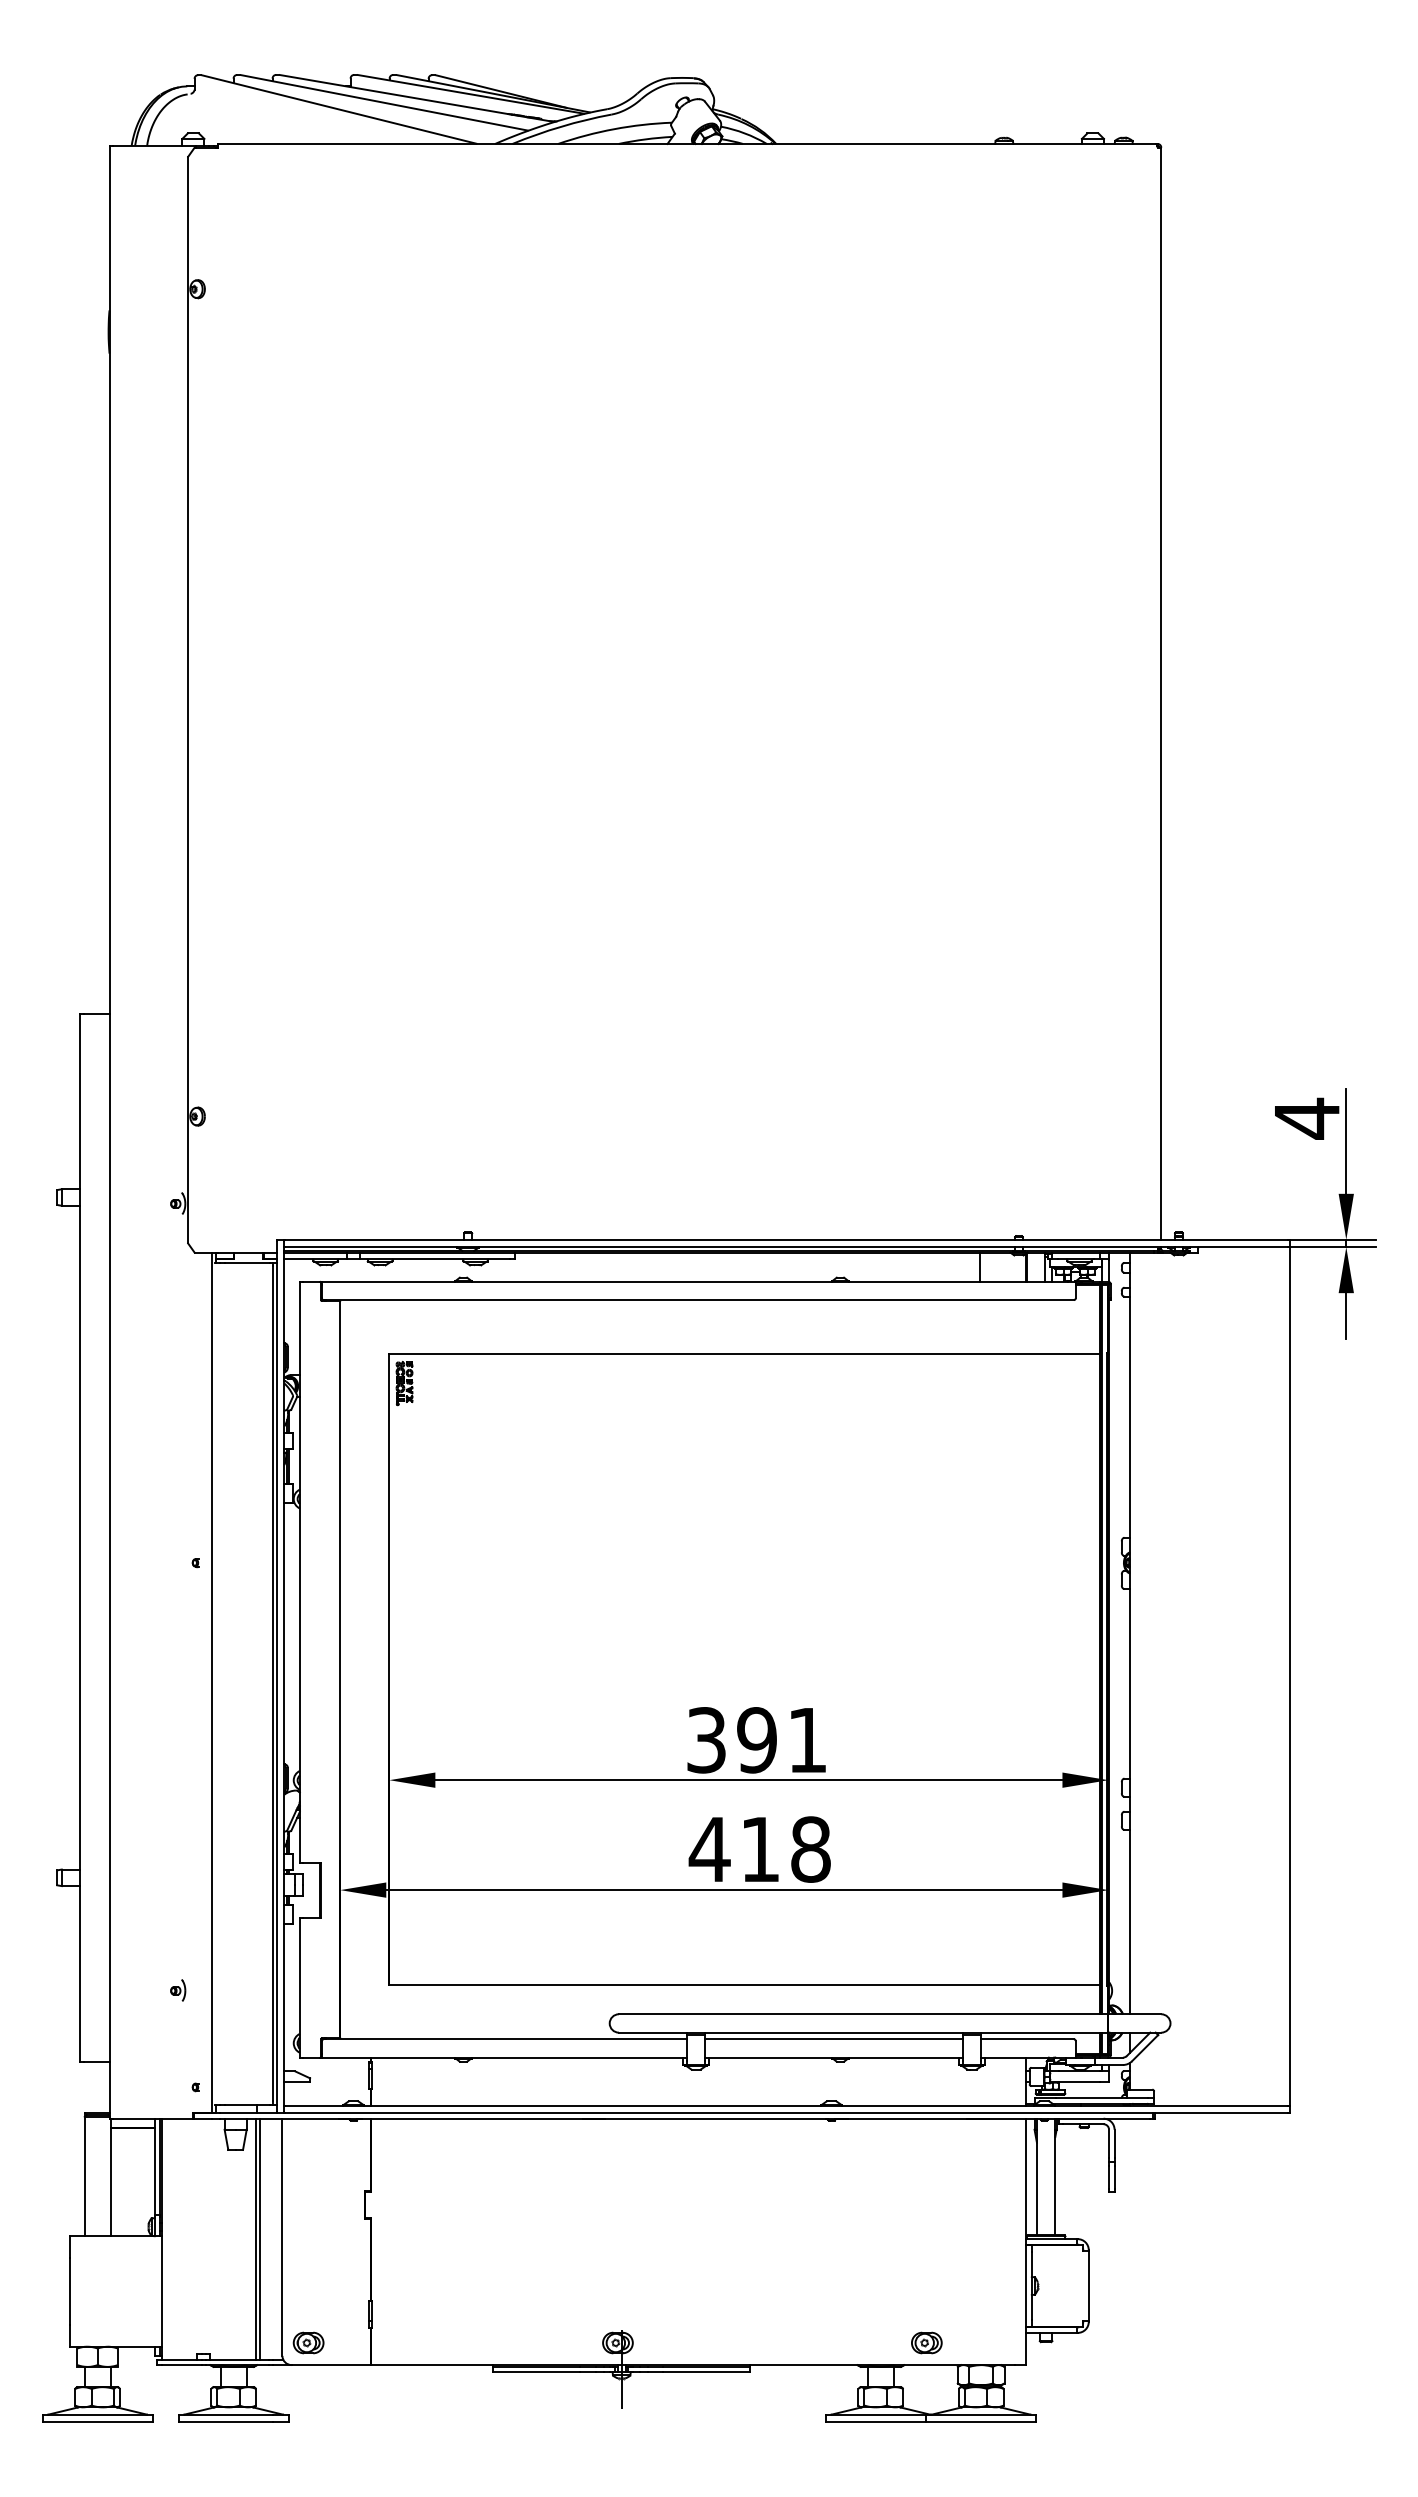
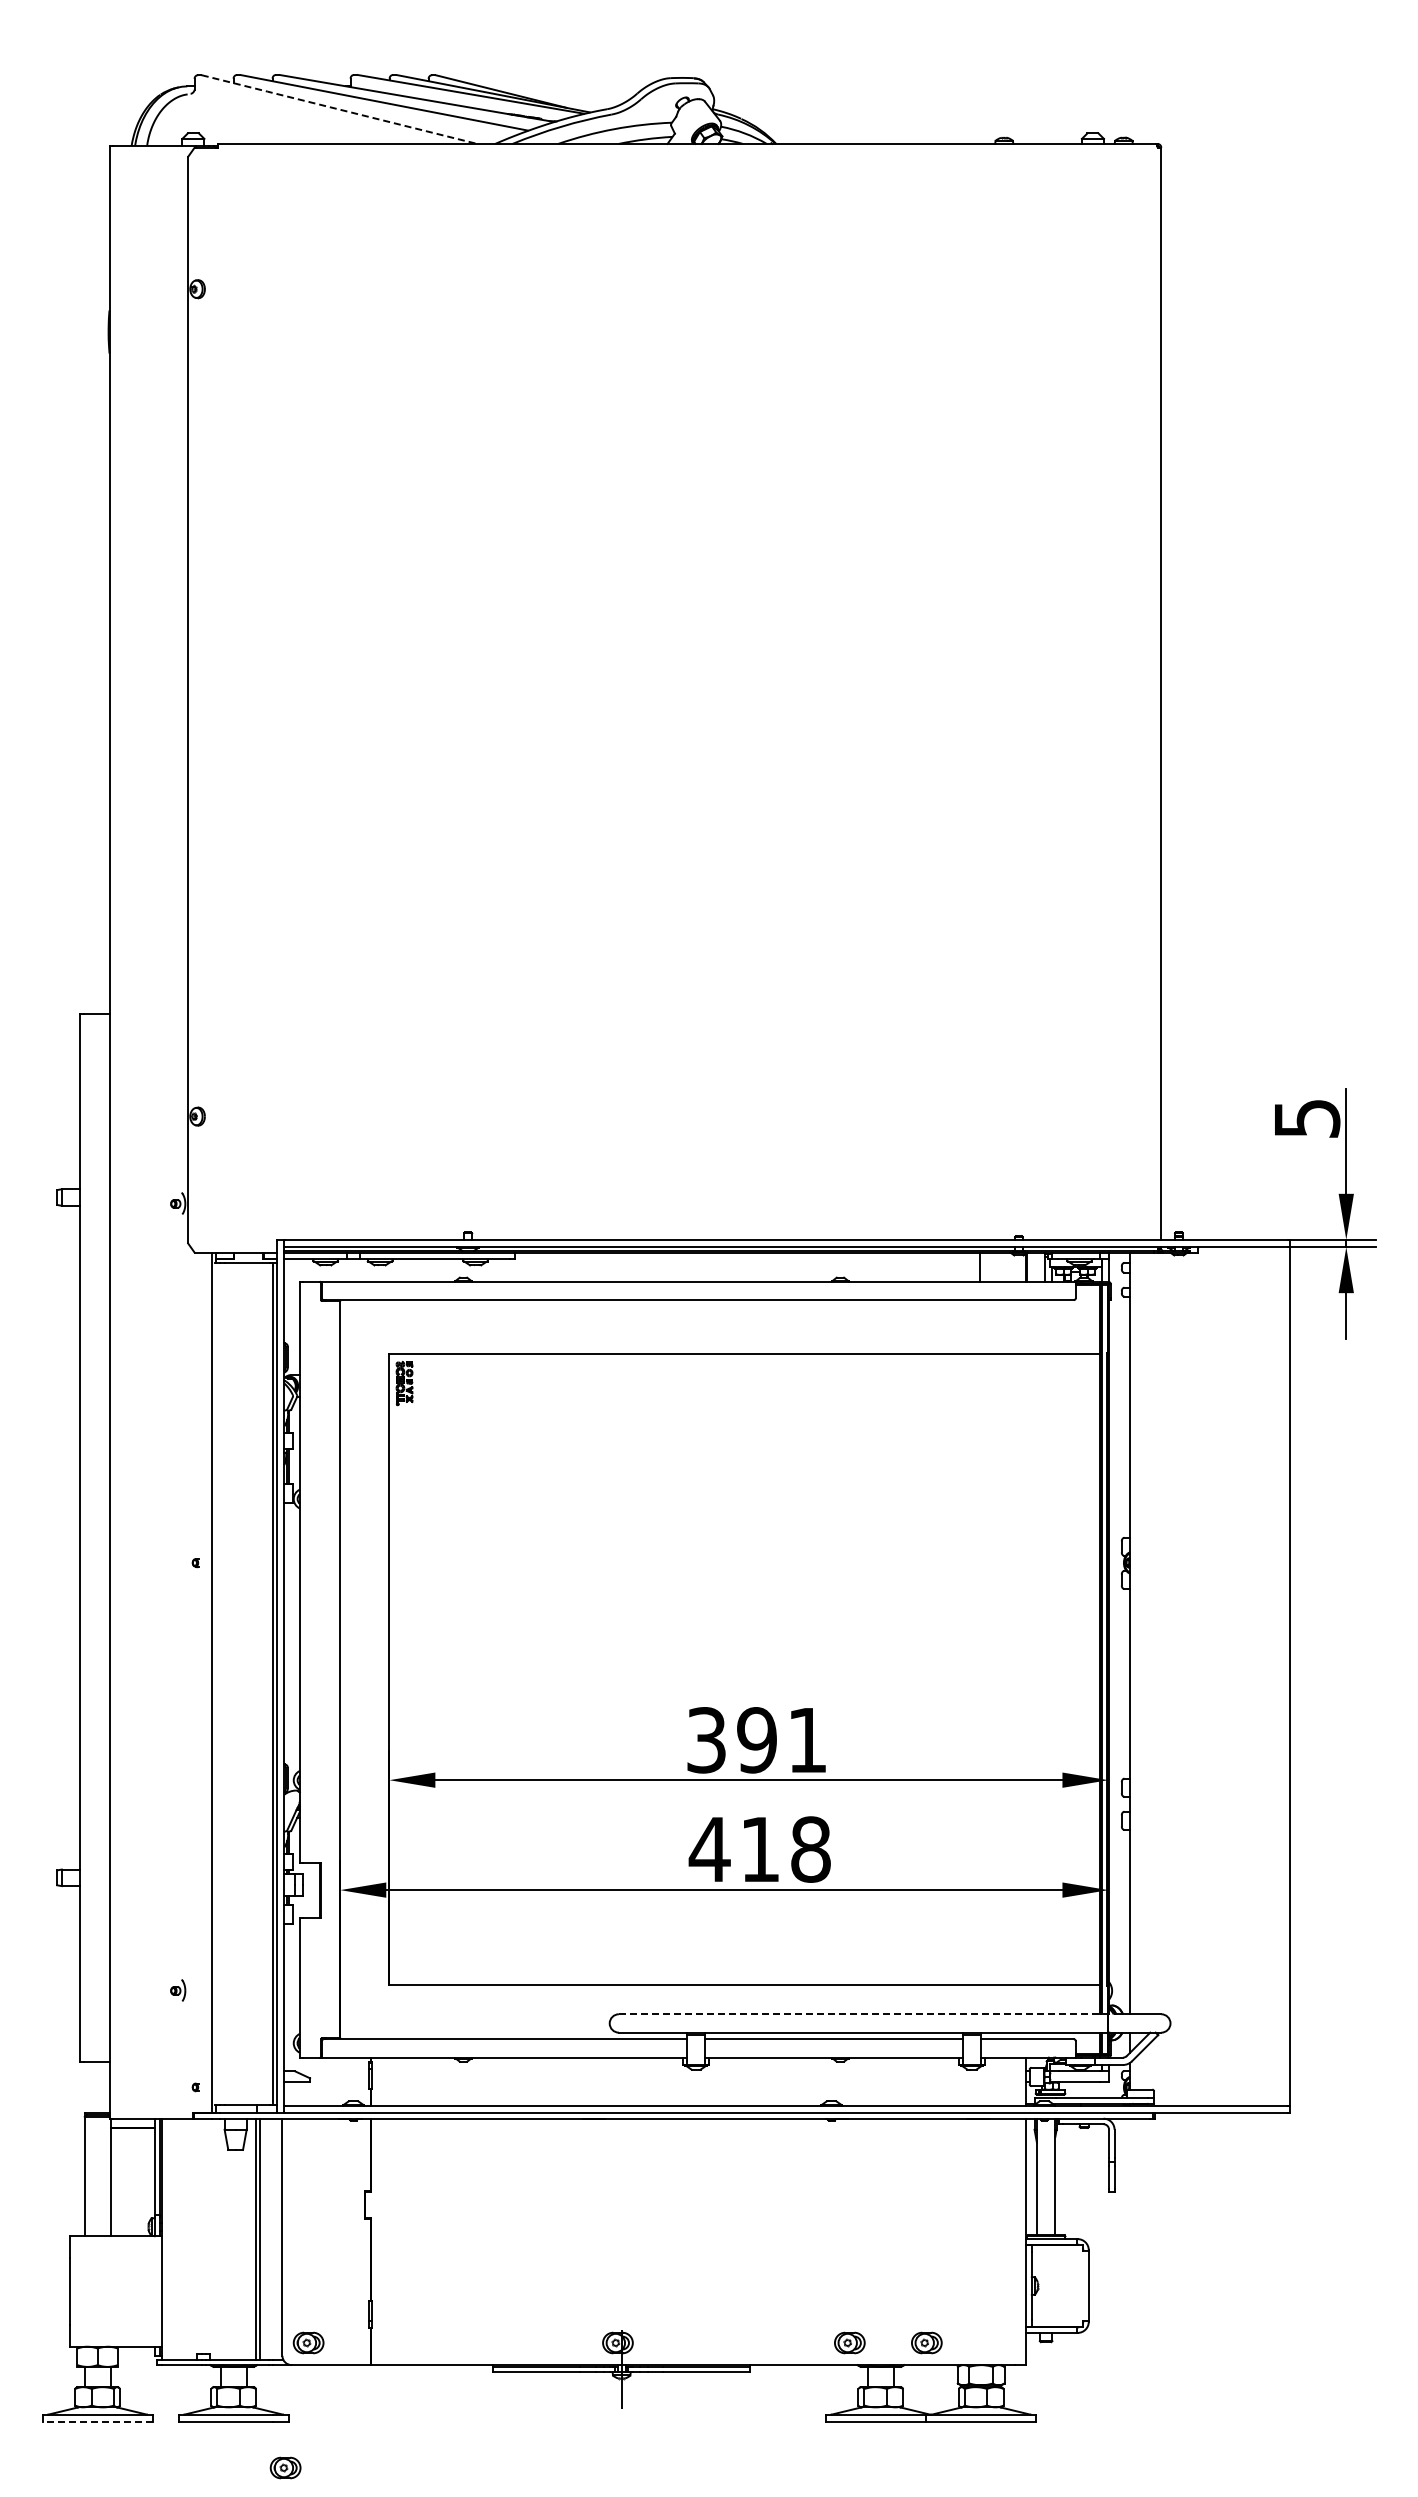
line: solid -> dashed (339, 109)
text: 4 -> 5 (1307, 1118)
line: solid -> dashed (867, 2014)
part: none -> present (849, 2342)
line: solid -> dashed (97, 2422)
part: none -> present (285, 2467)
